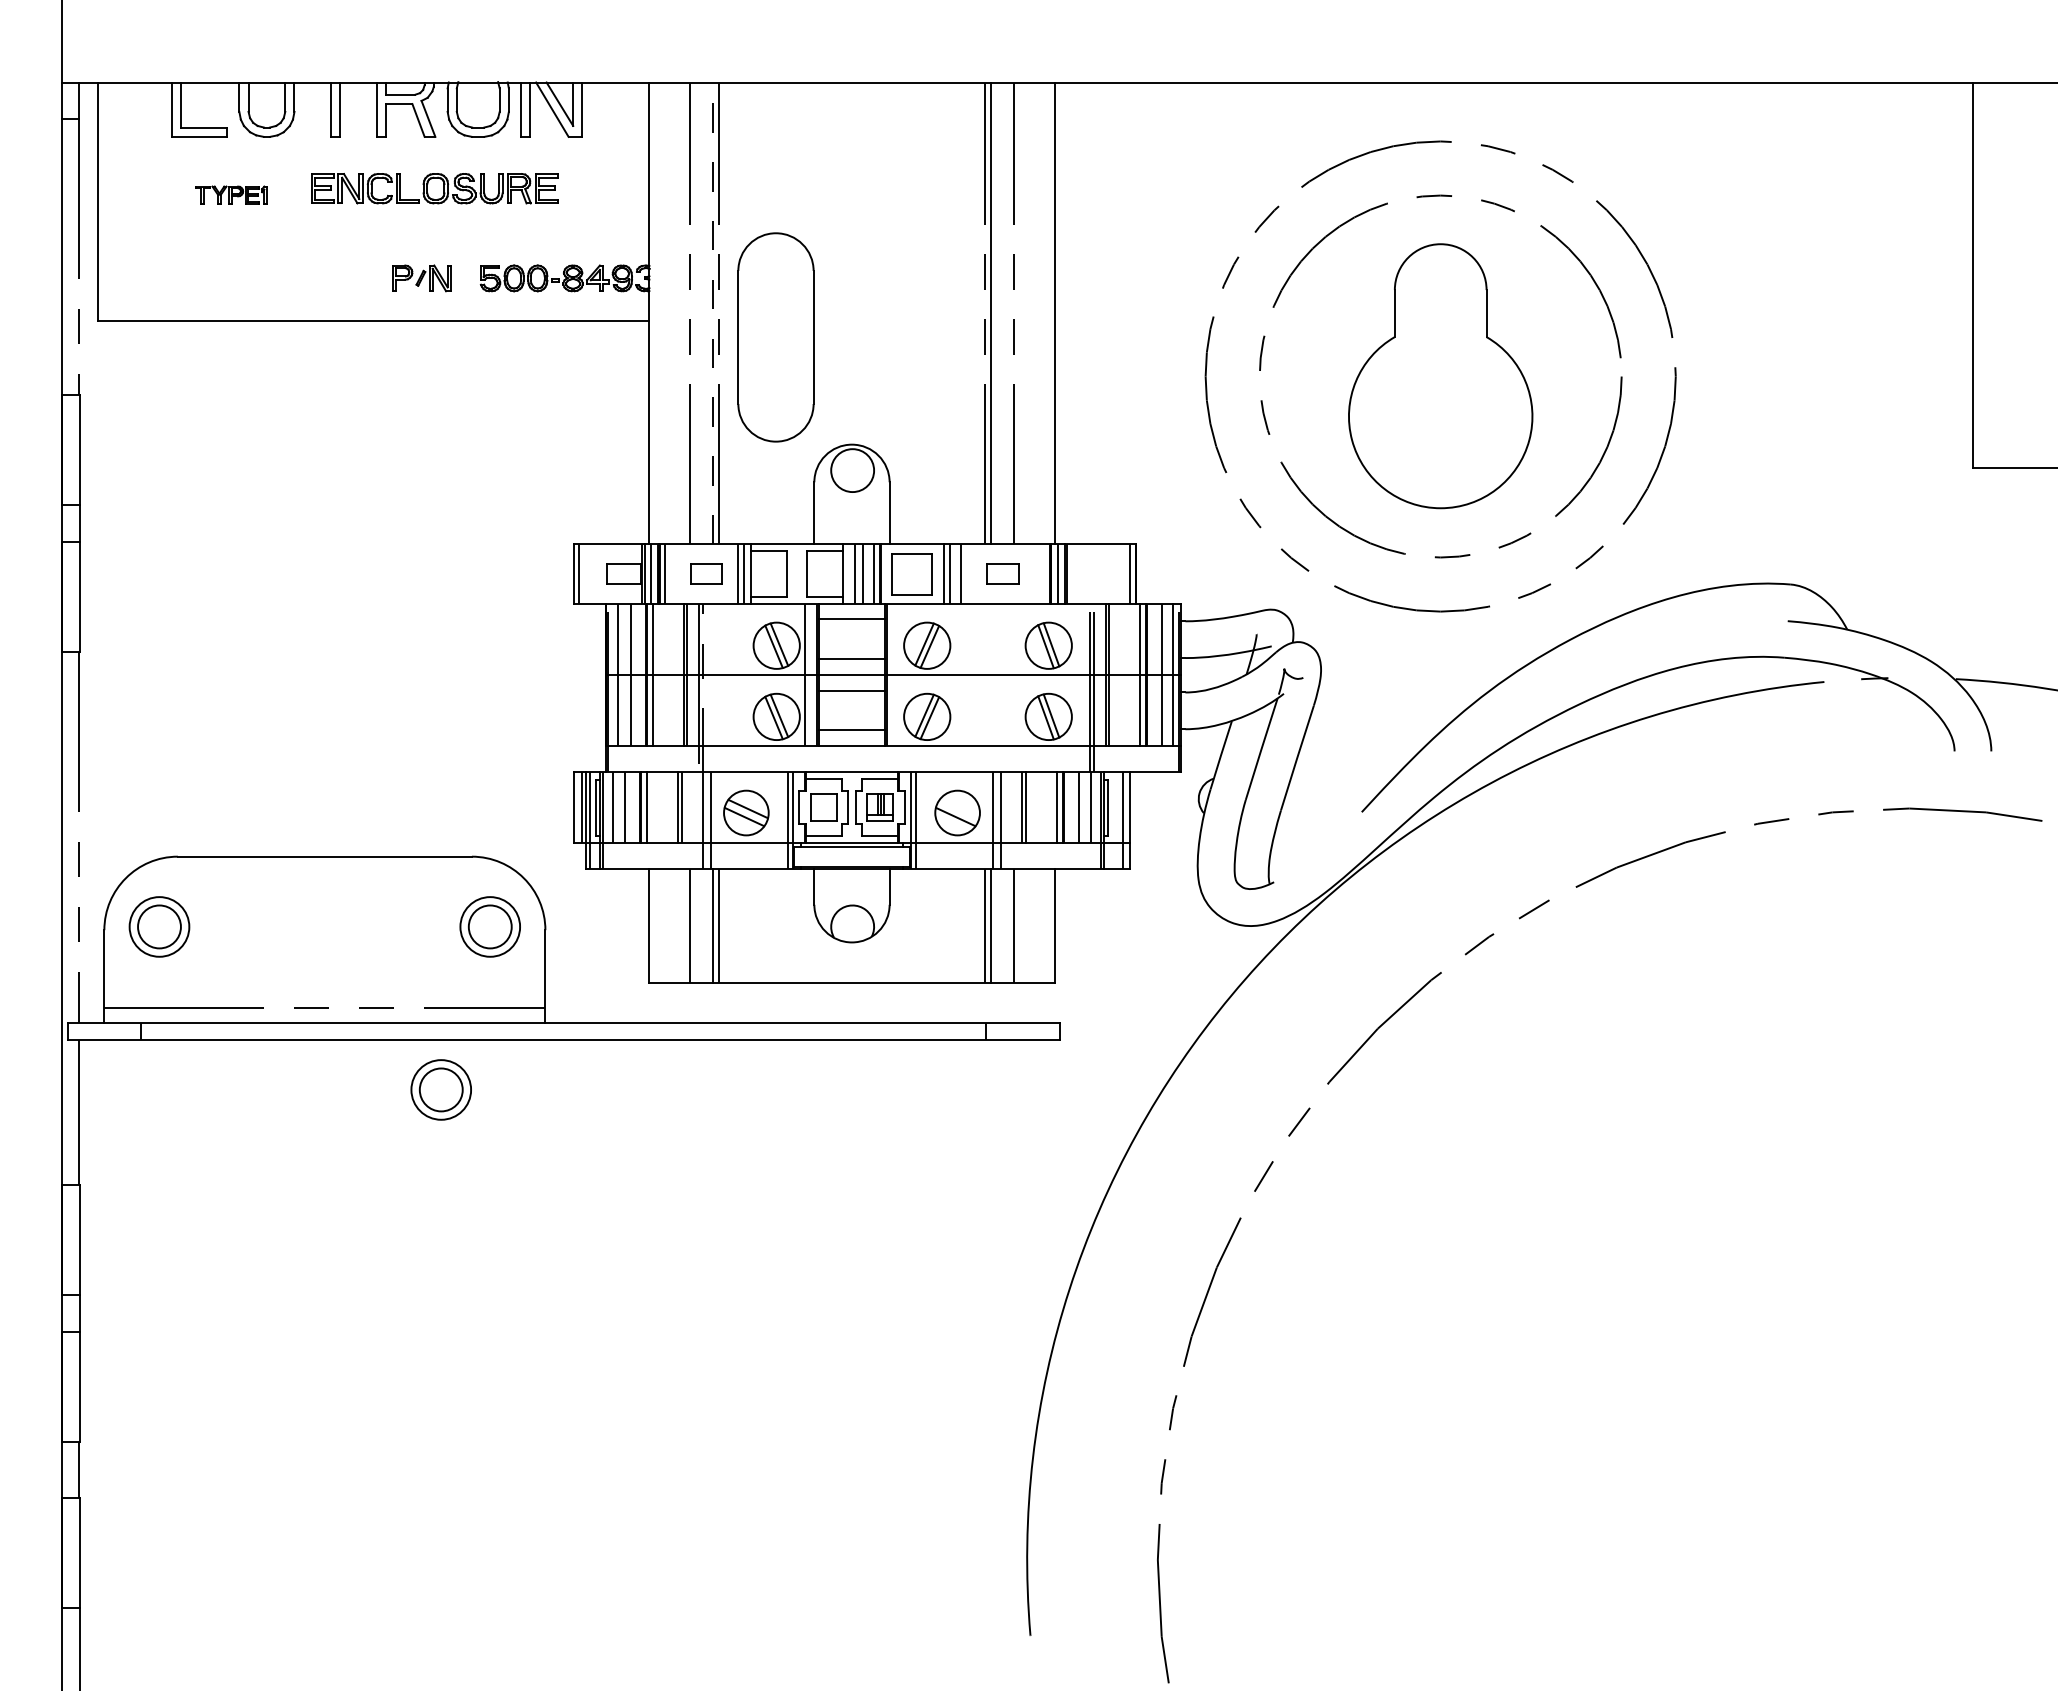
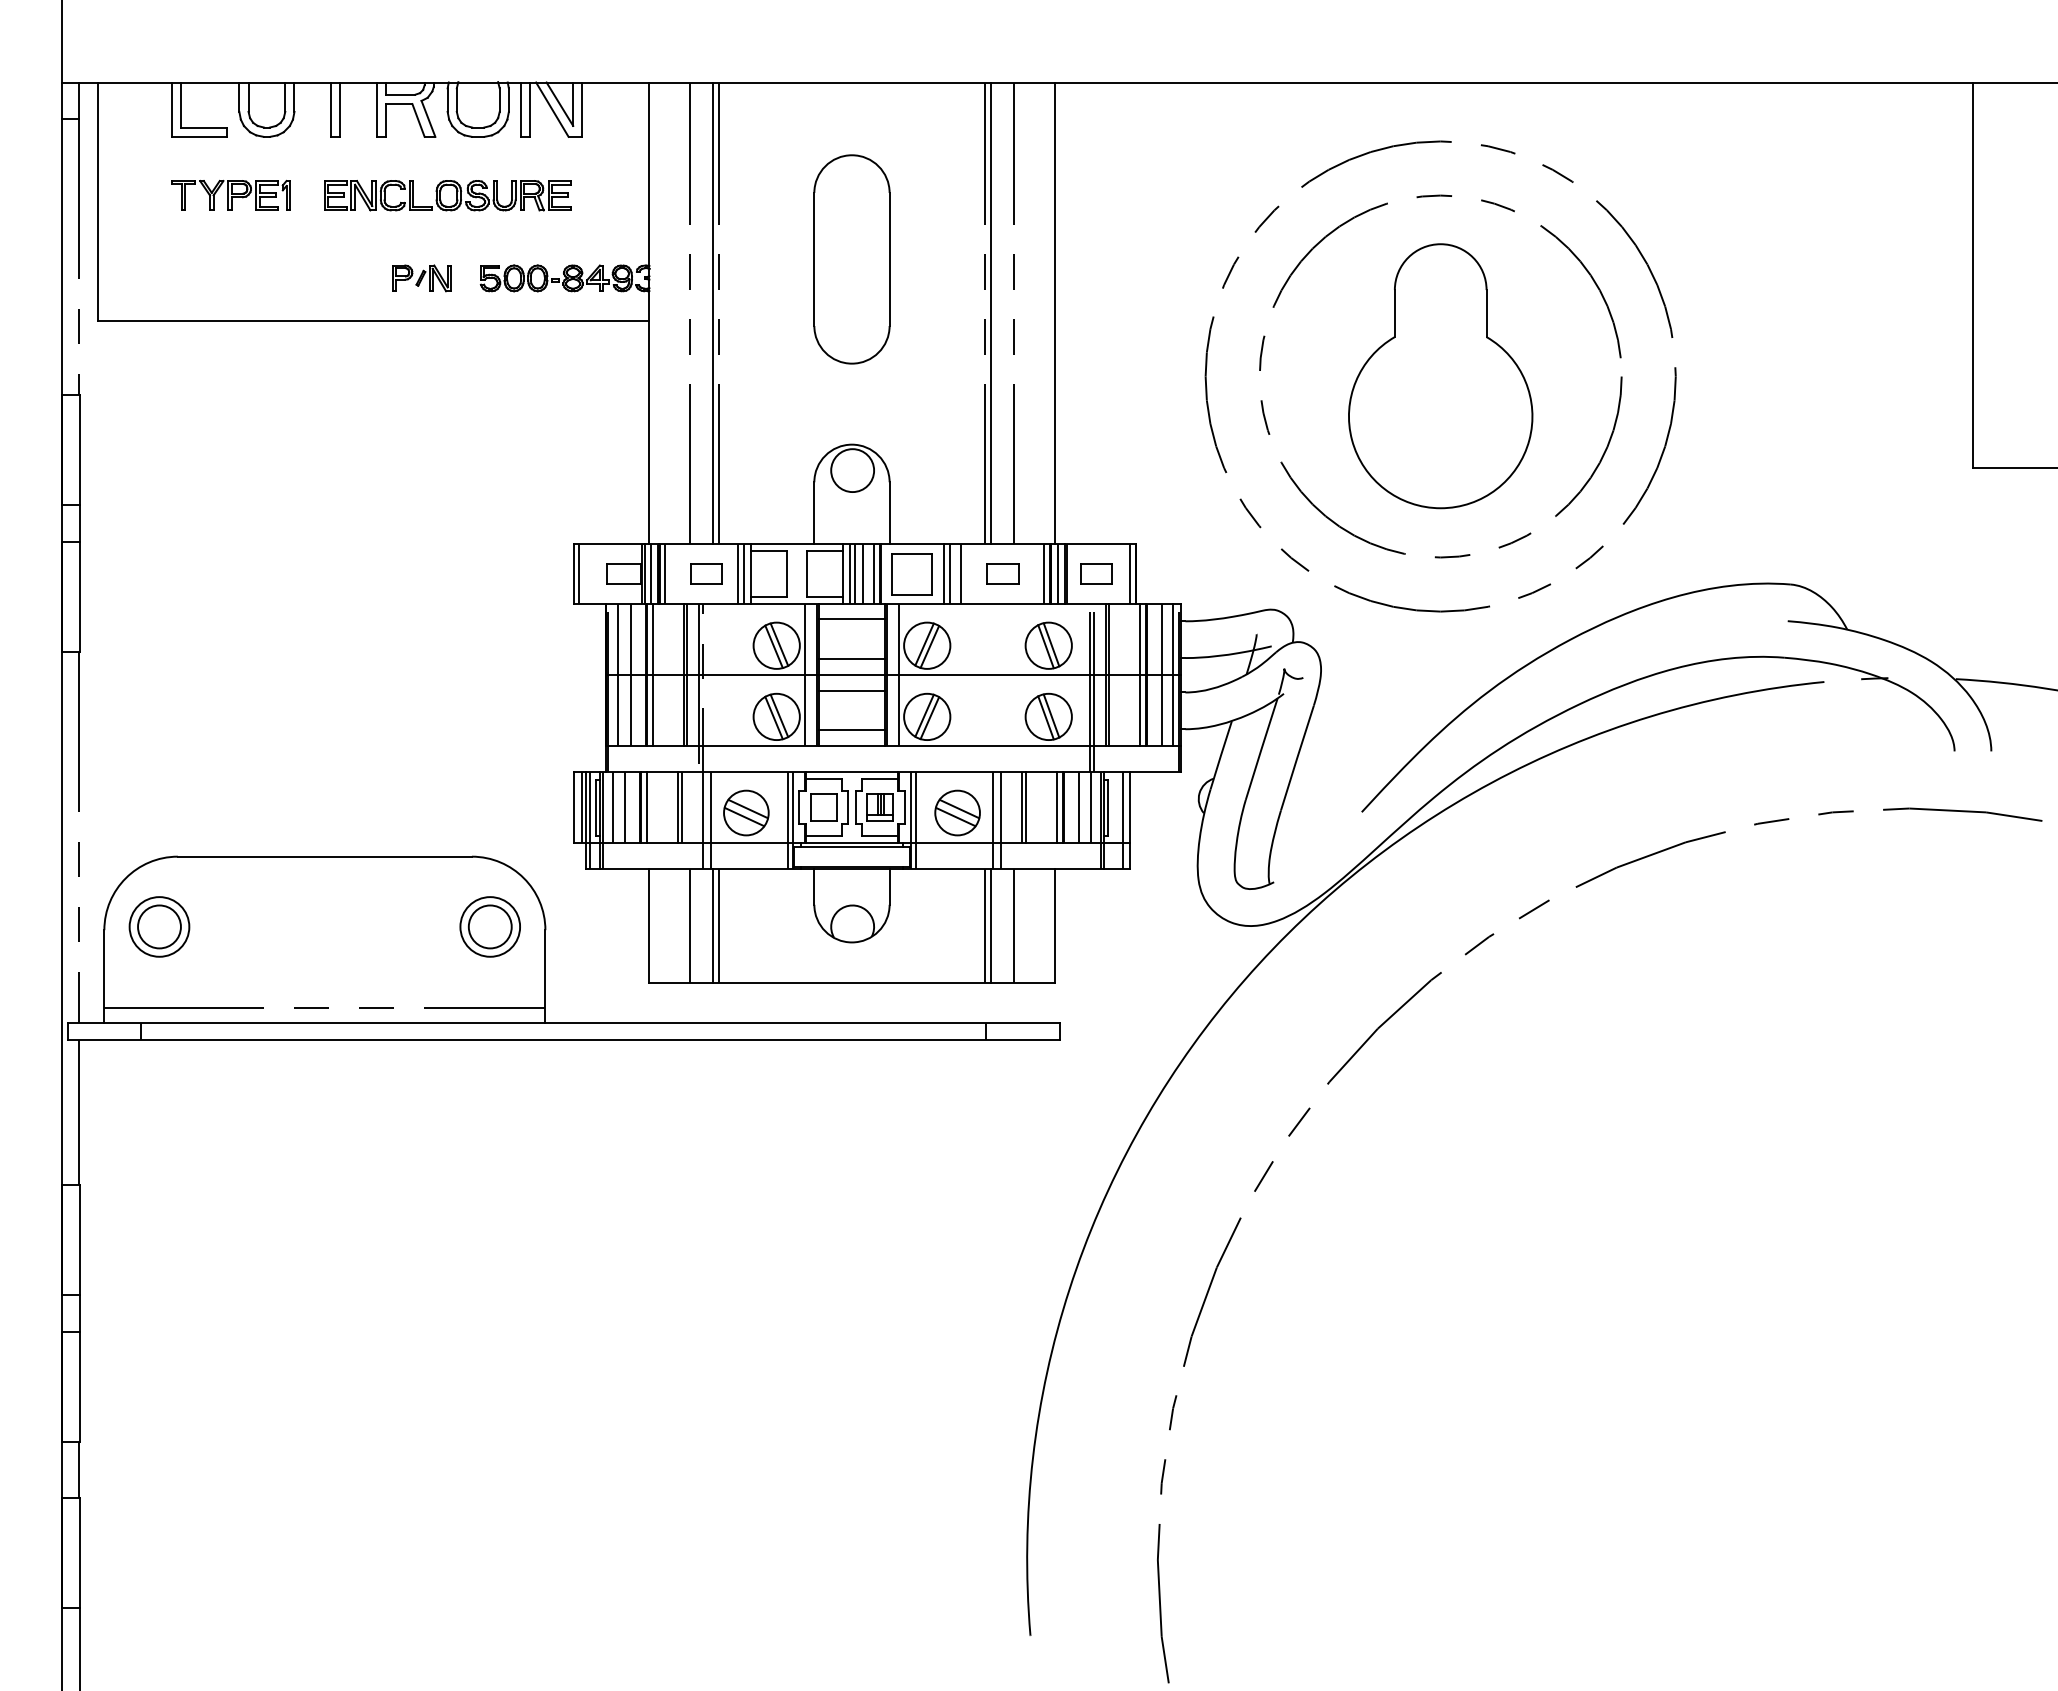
part position: (434, 188) -> (447, 195) (447, 195)
part size: 73x20 px -> 120x32 px (230, 194)
line: dashed -> solid (713, 313)
part position: (775, 337) -> (851, 259) (851, 259)
part: none -> present (1096, 573)
line: none -> present (850, 574)
line: none -> present (1044, 574)
line: none -> present (898, 675)
line: none -> present (959, 808)
part: present -> none (440, 1089)
